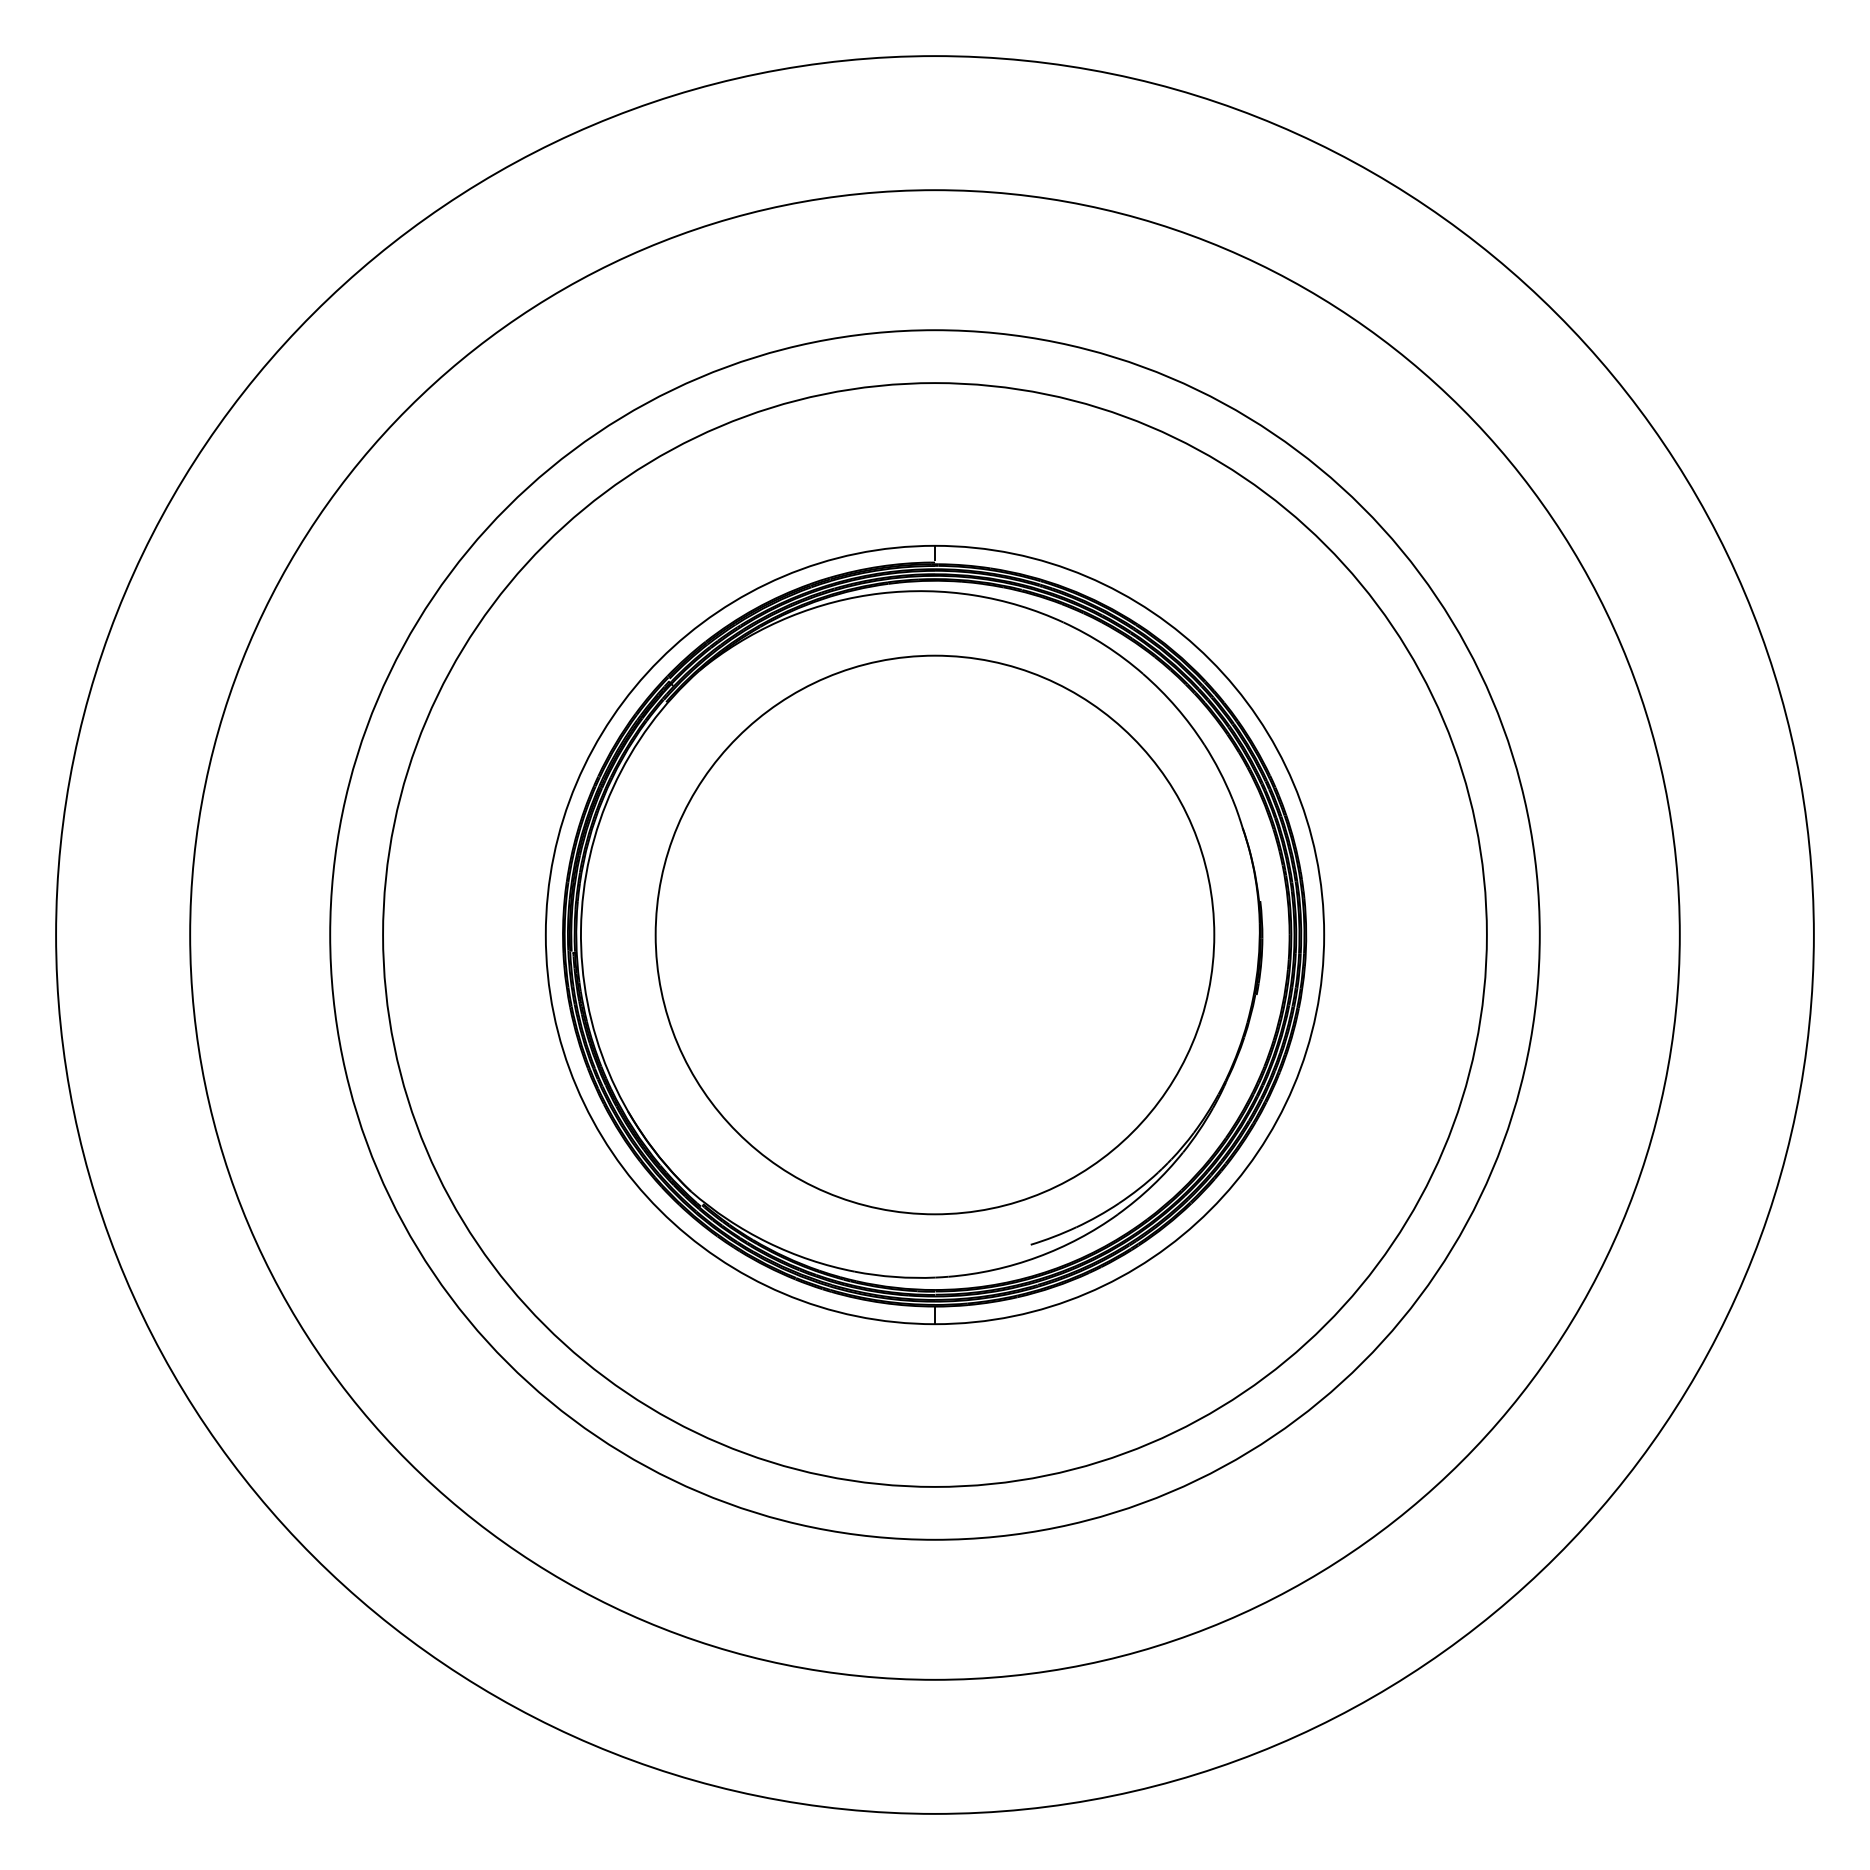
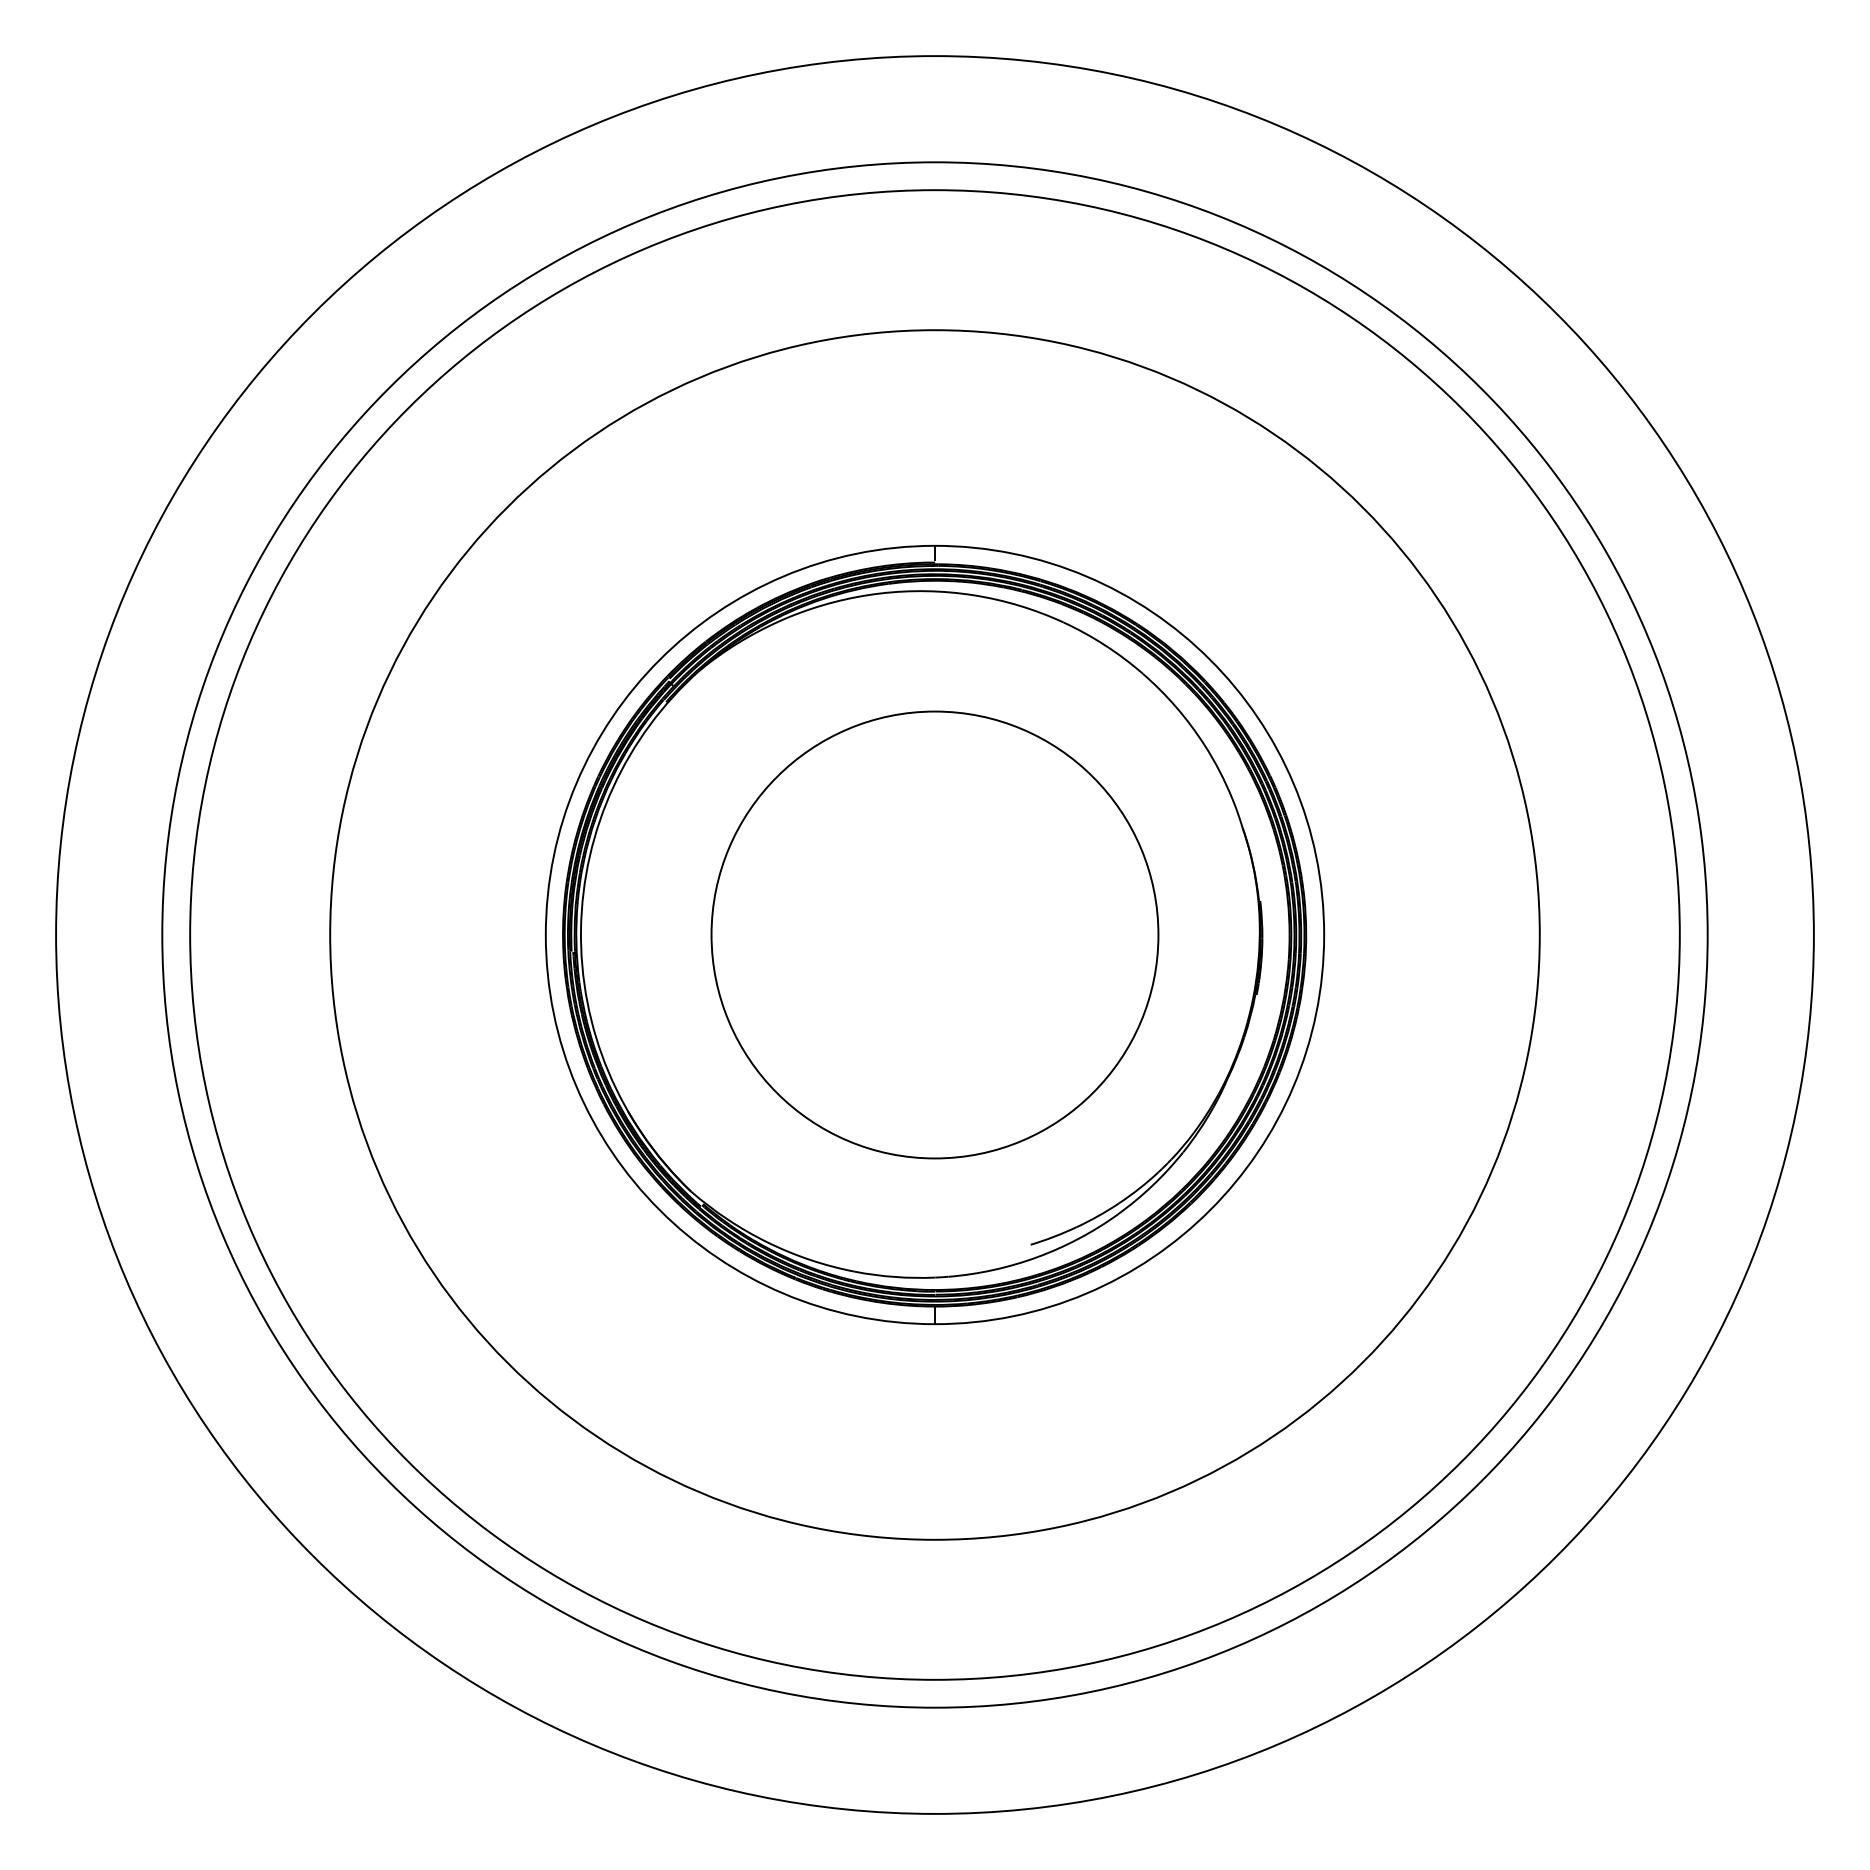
circle diameter: 1104 px -> 1545 px (934, 934)
circle diameter: 559 px -> 447 px (934, 934)
